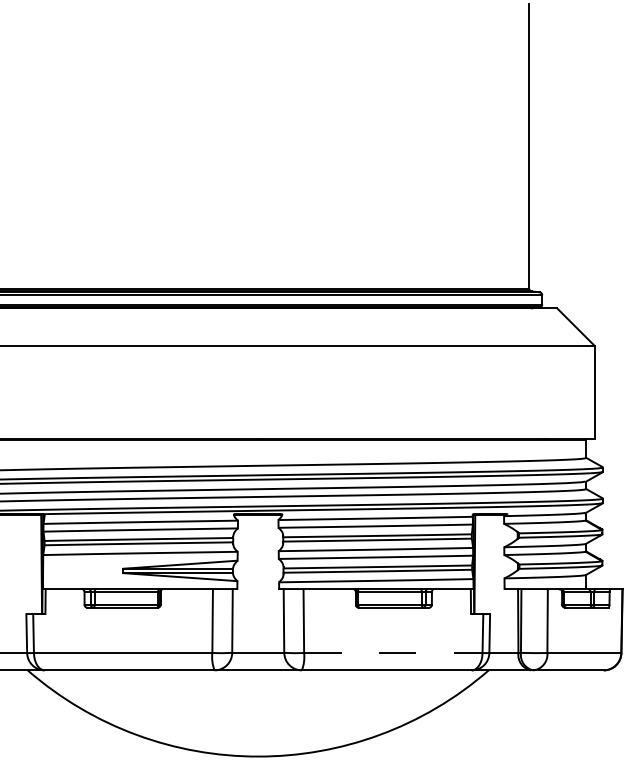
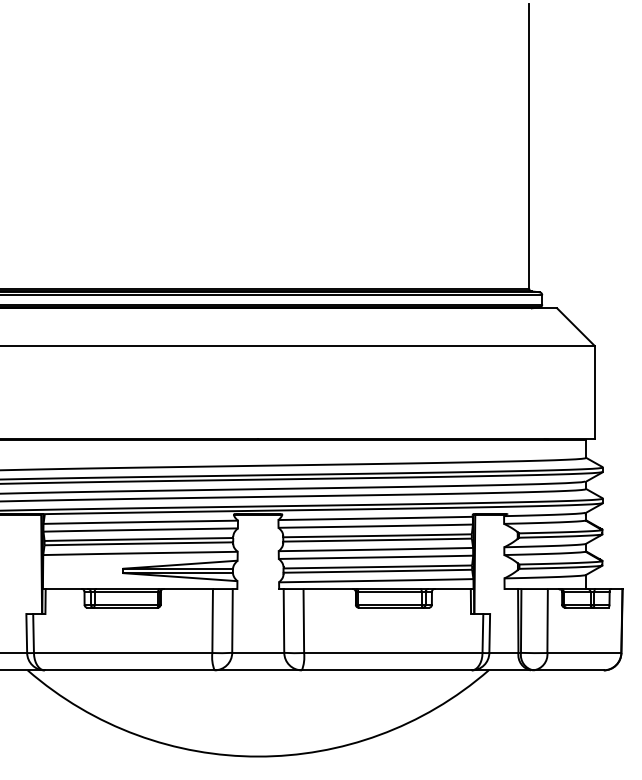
line: dashed -> solid (393, 653)
